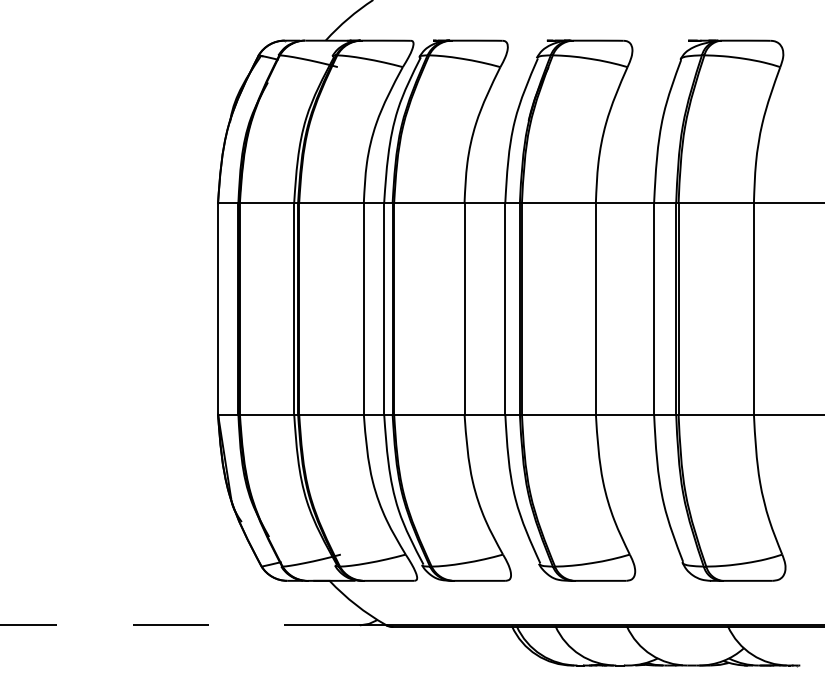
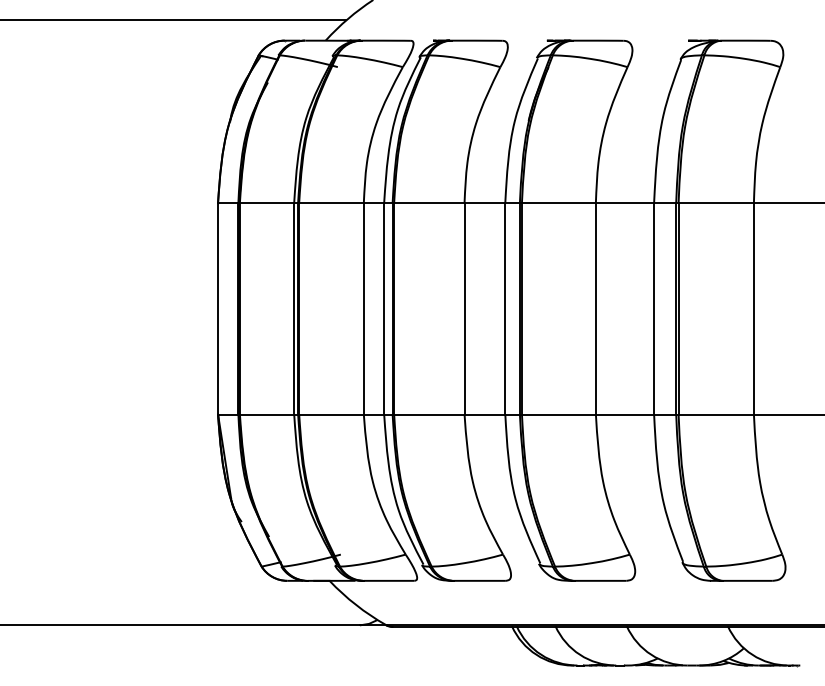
line: none -> present (174, 20)
line: dashed -> solid (179, 625)
